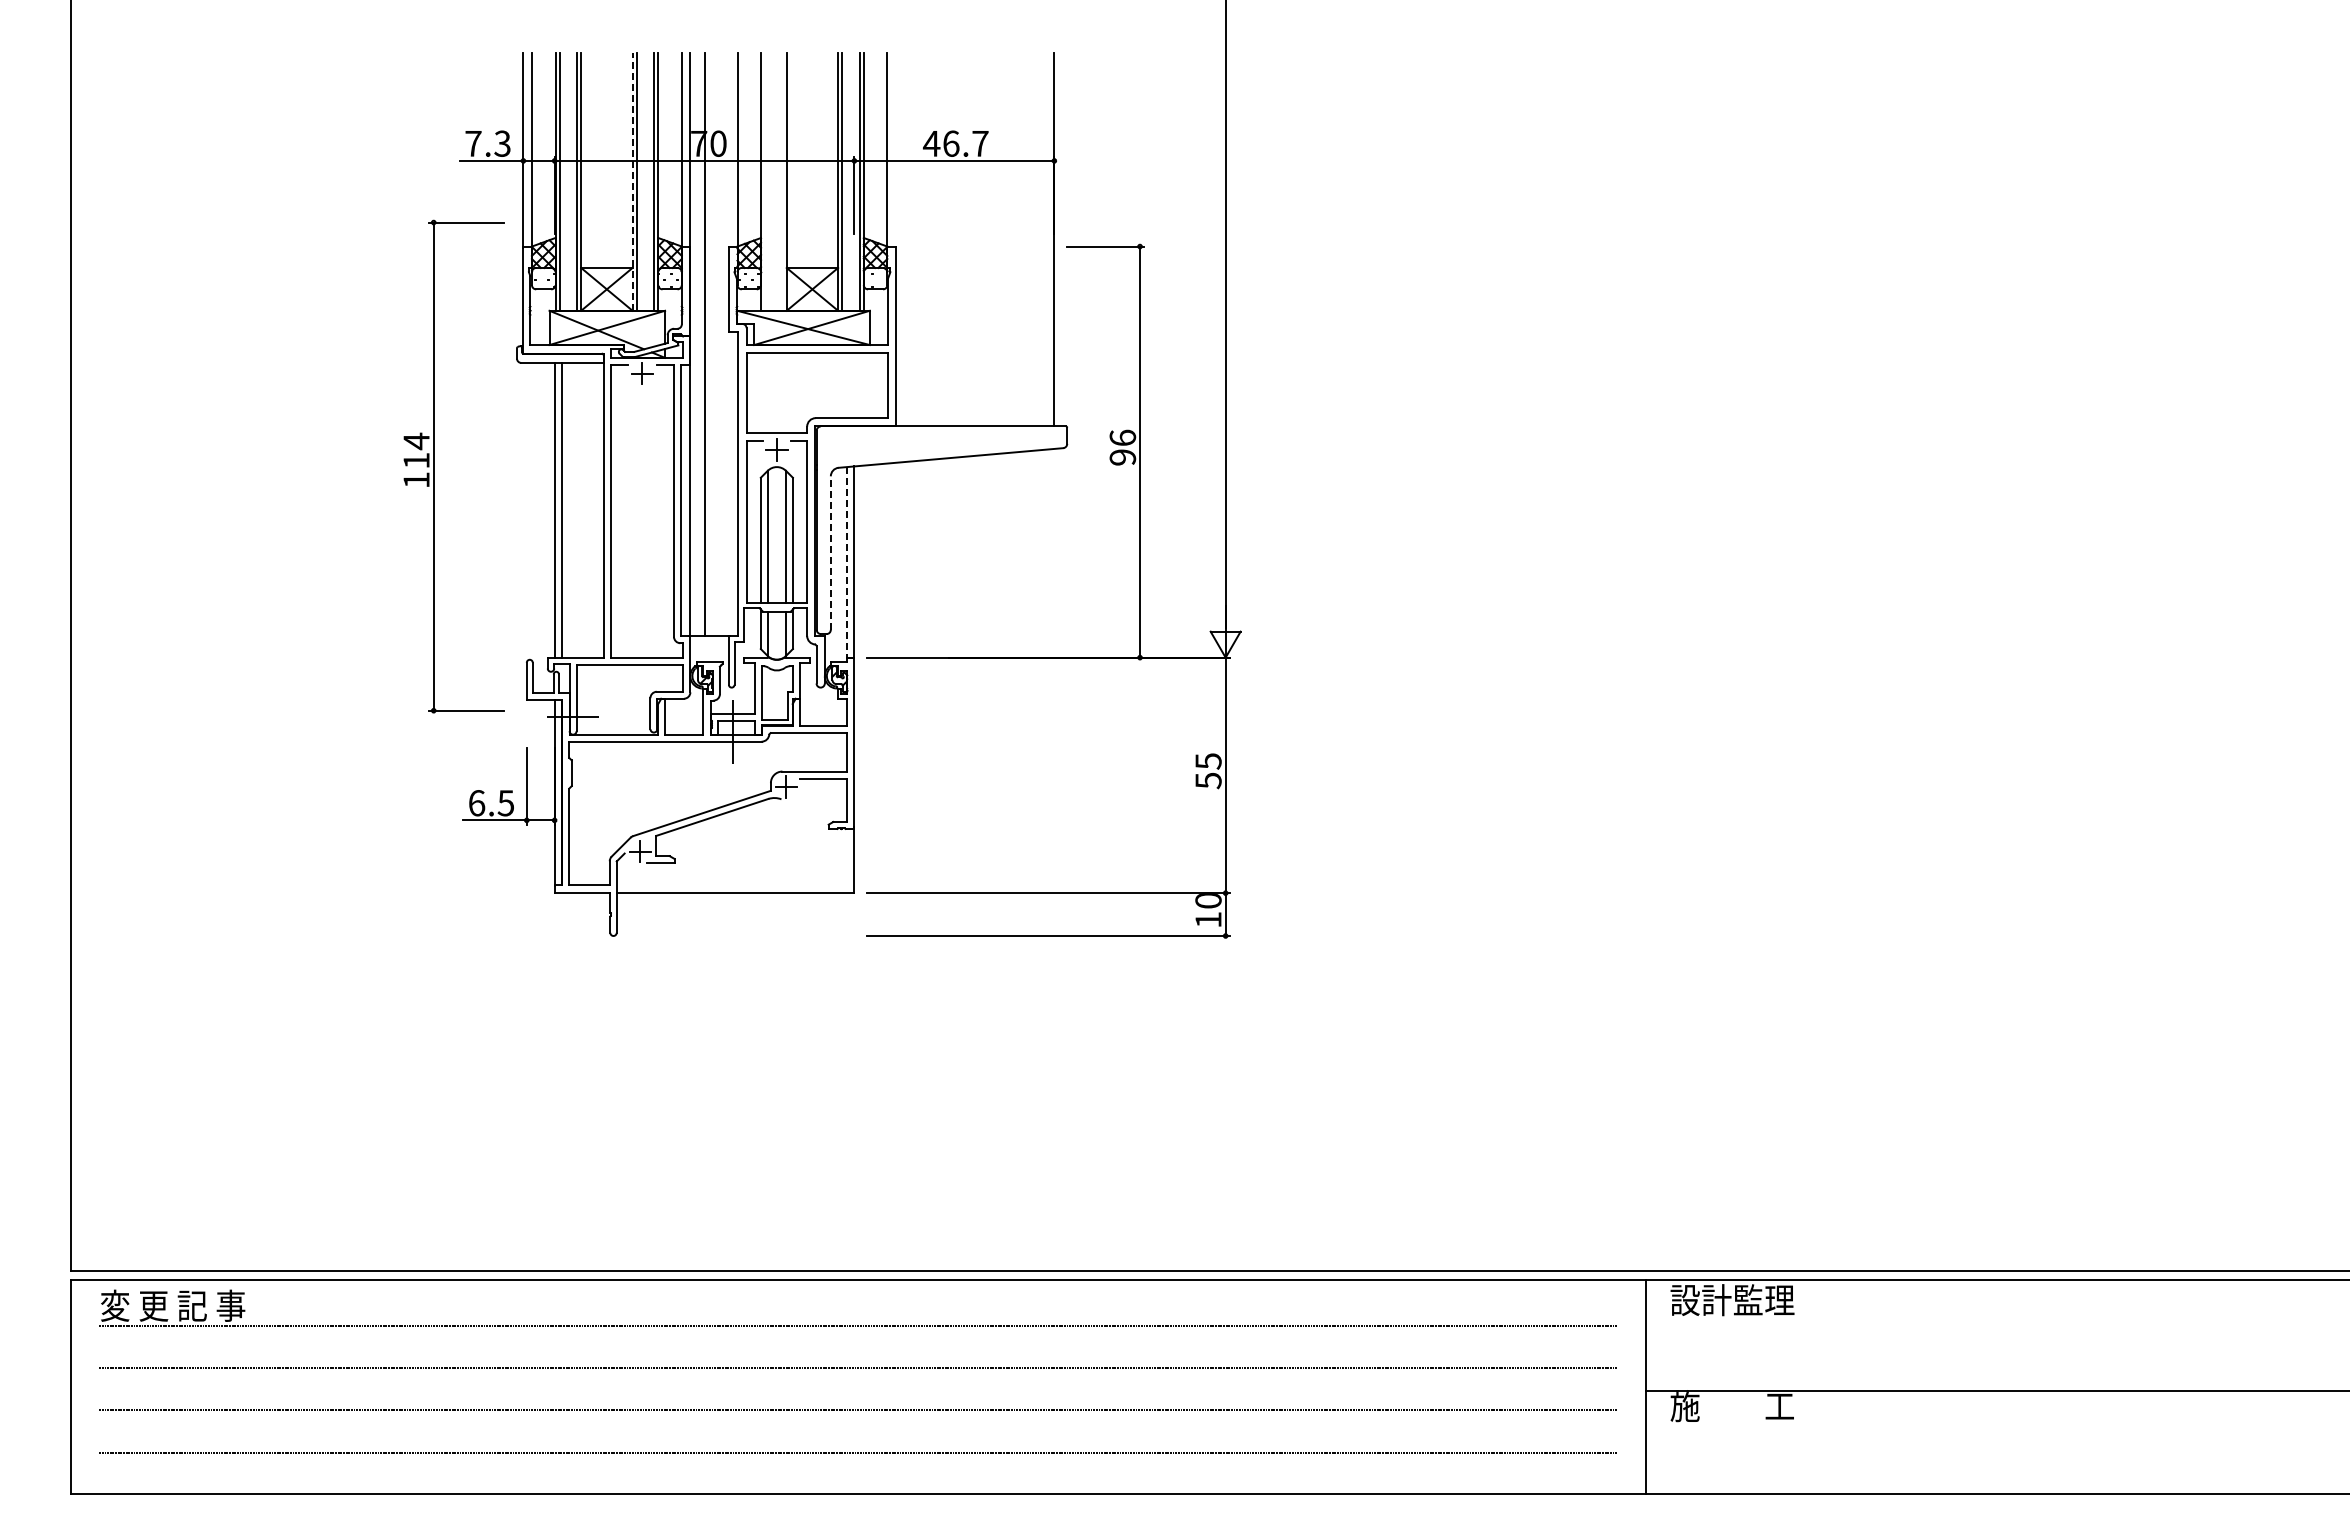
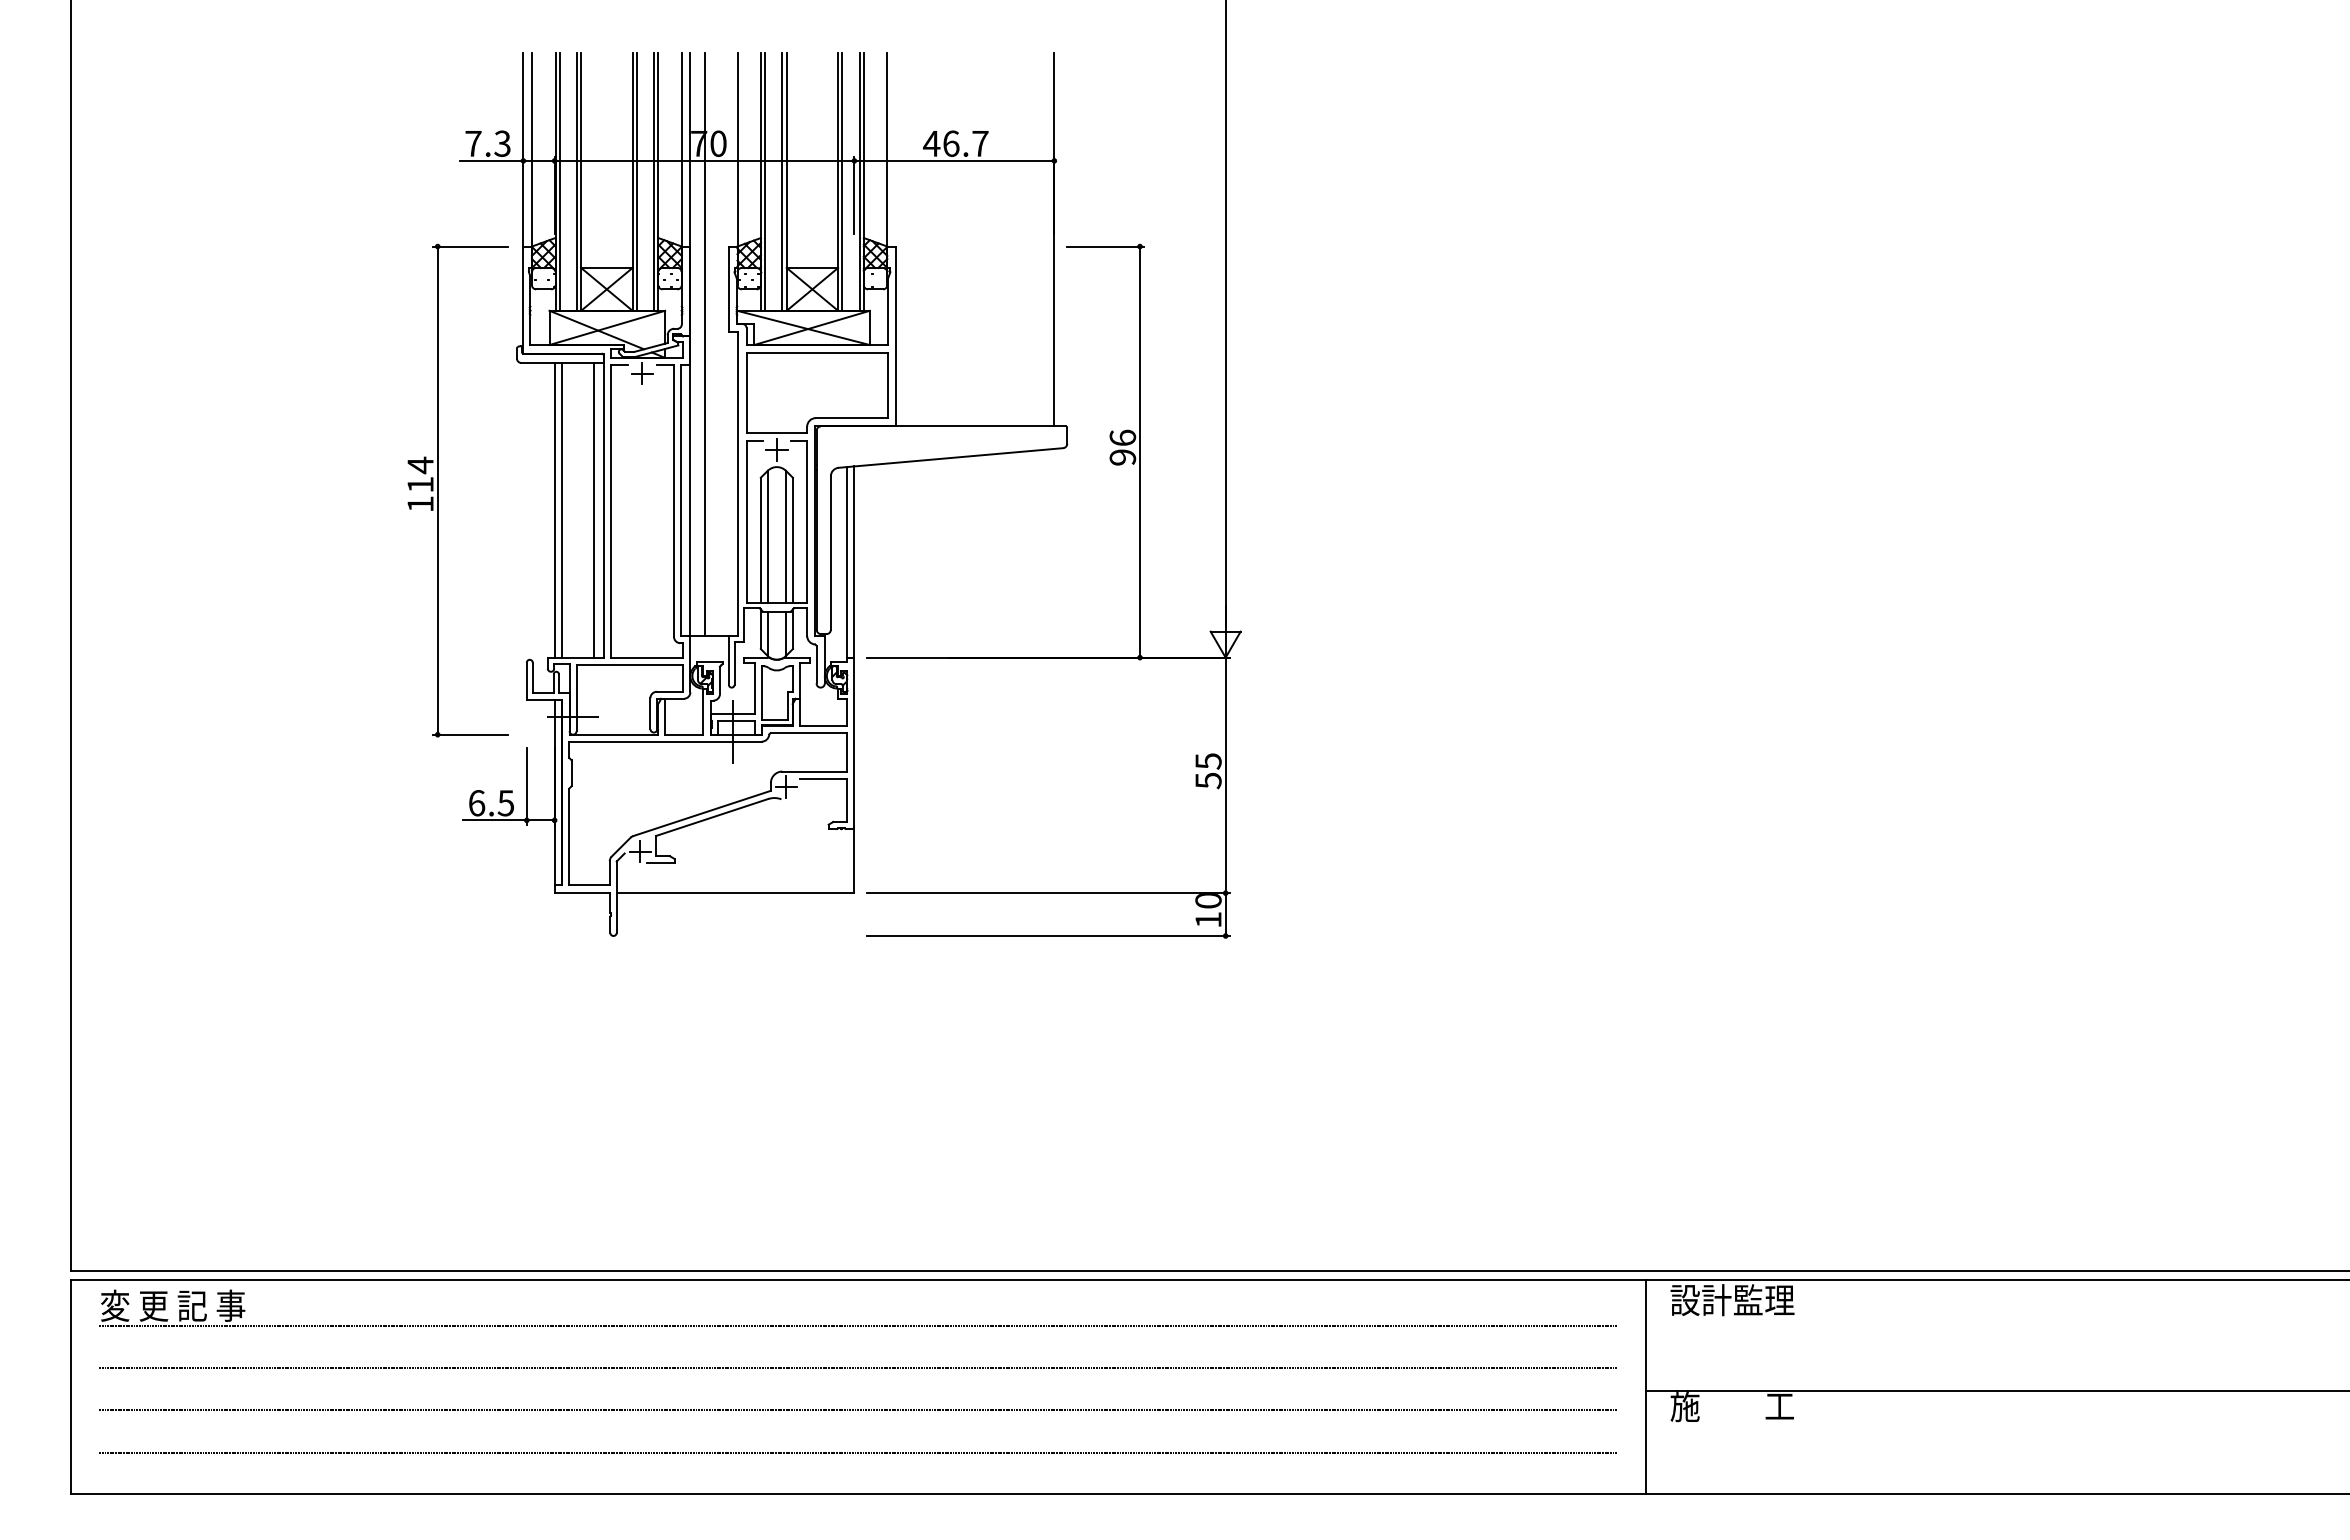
line: dashed -> solid (632, 181)
line: none -> present (765, 181)
line: none -> present (782, 181)
part position: (434, 466) -> (438, 490) (438, 490)
line: none -> present (594, 509)
line: dashed -> solid (830, 553)
line: dashed -> solid (847, 562)
